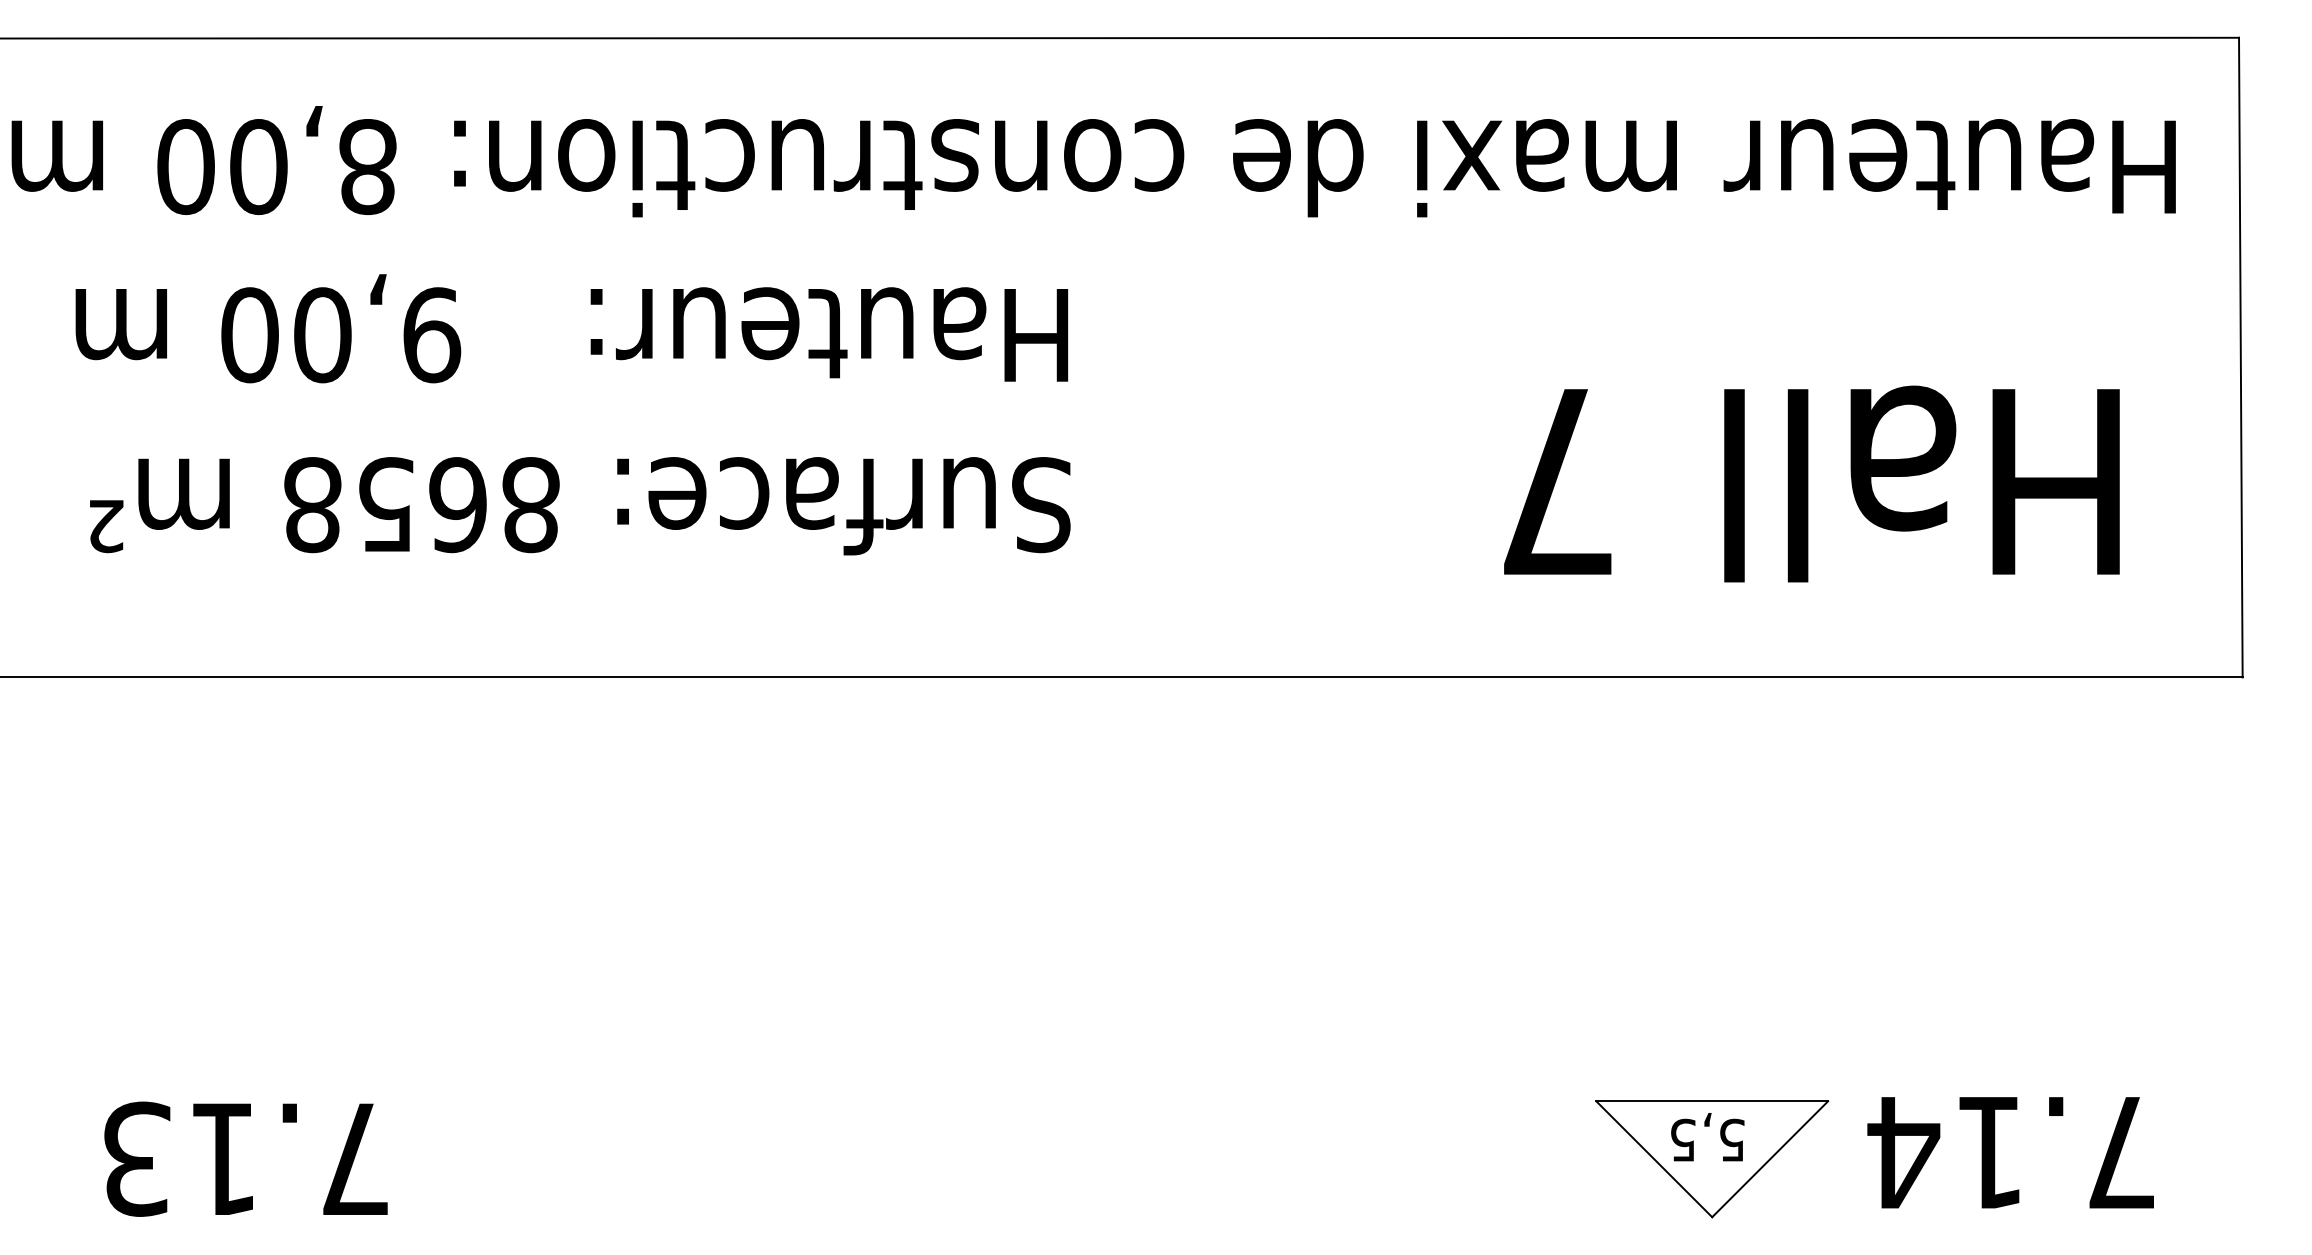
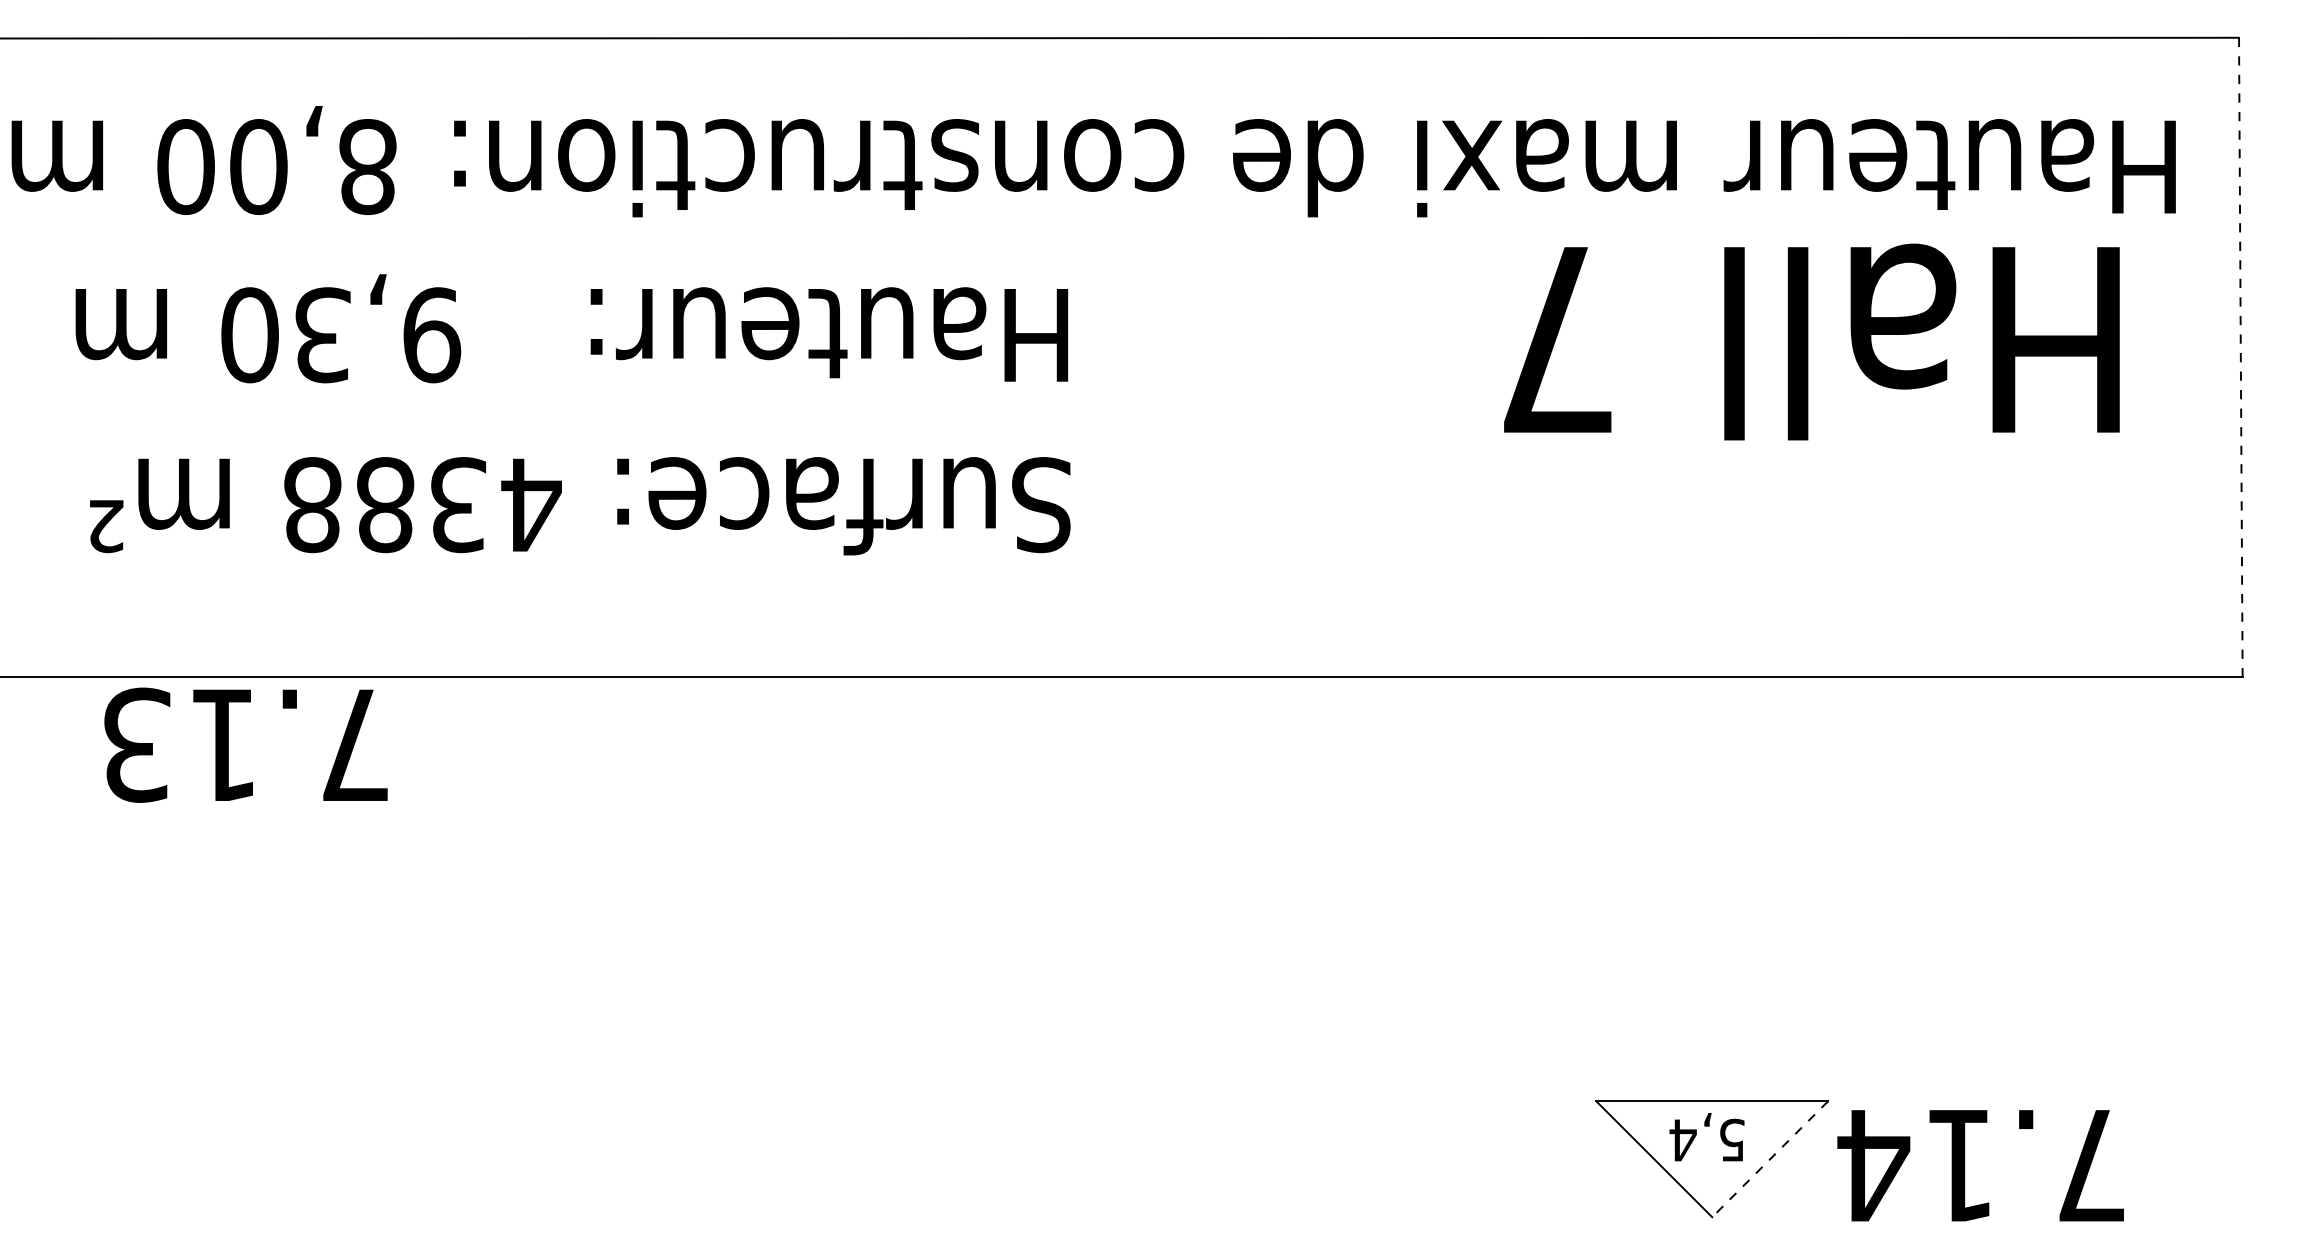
text: 9,00 -> 9,30 (322, 335)
line: solid -> dashed (2240, 357)
text position: (1811, 483) -> (1811, 341) (1811, 341)
text: 8658 -> 4388 (459, 505)
text: 5,5 -> 5,4 (1682, 1139)
text position: (2010, 1152) -> (1980, 1165) (1980, 1165)
text position: (245, 1158) -> (245, 744) (245, 744)
line: solid -> dashed (1770, 1159)
